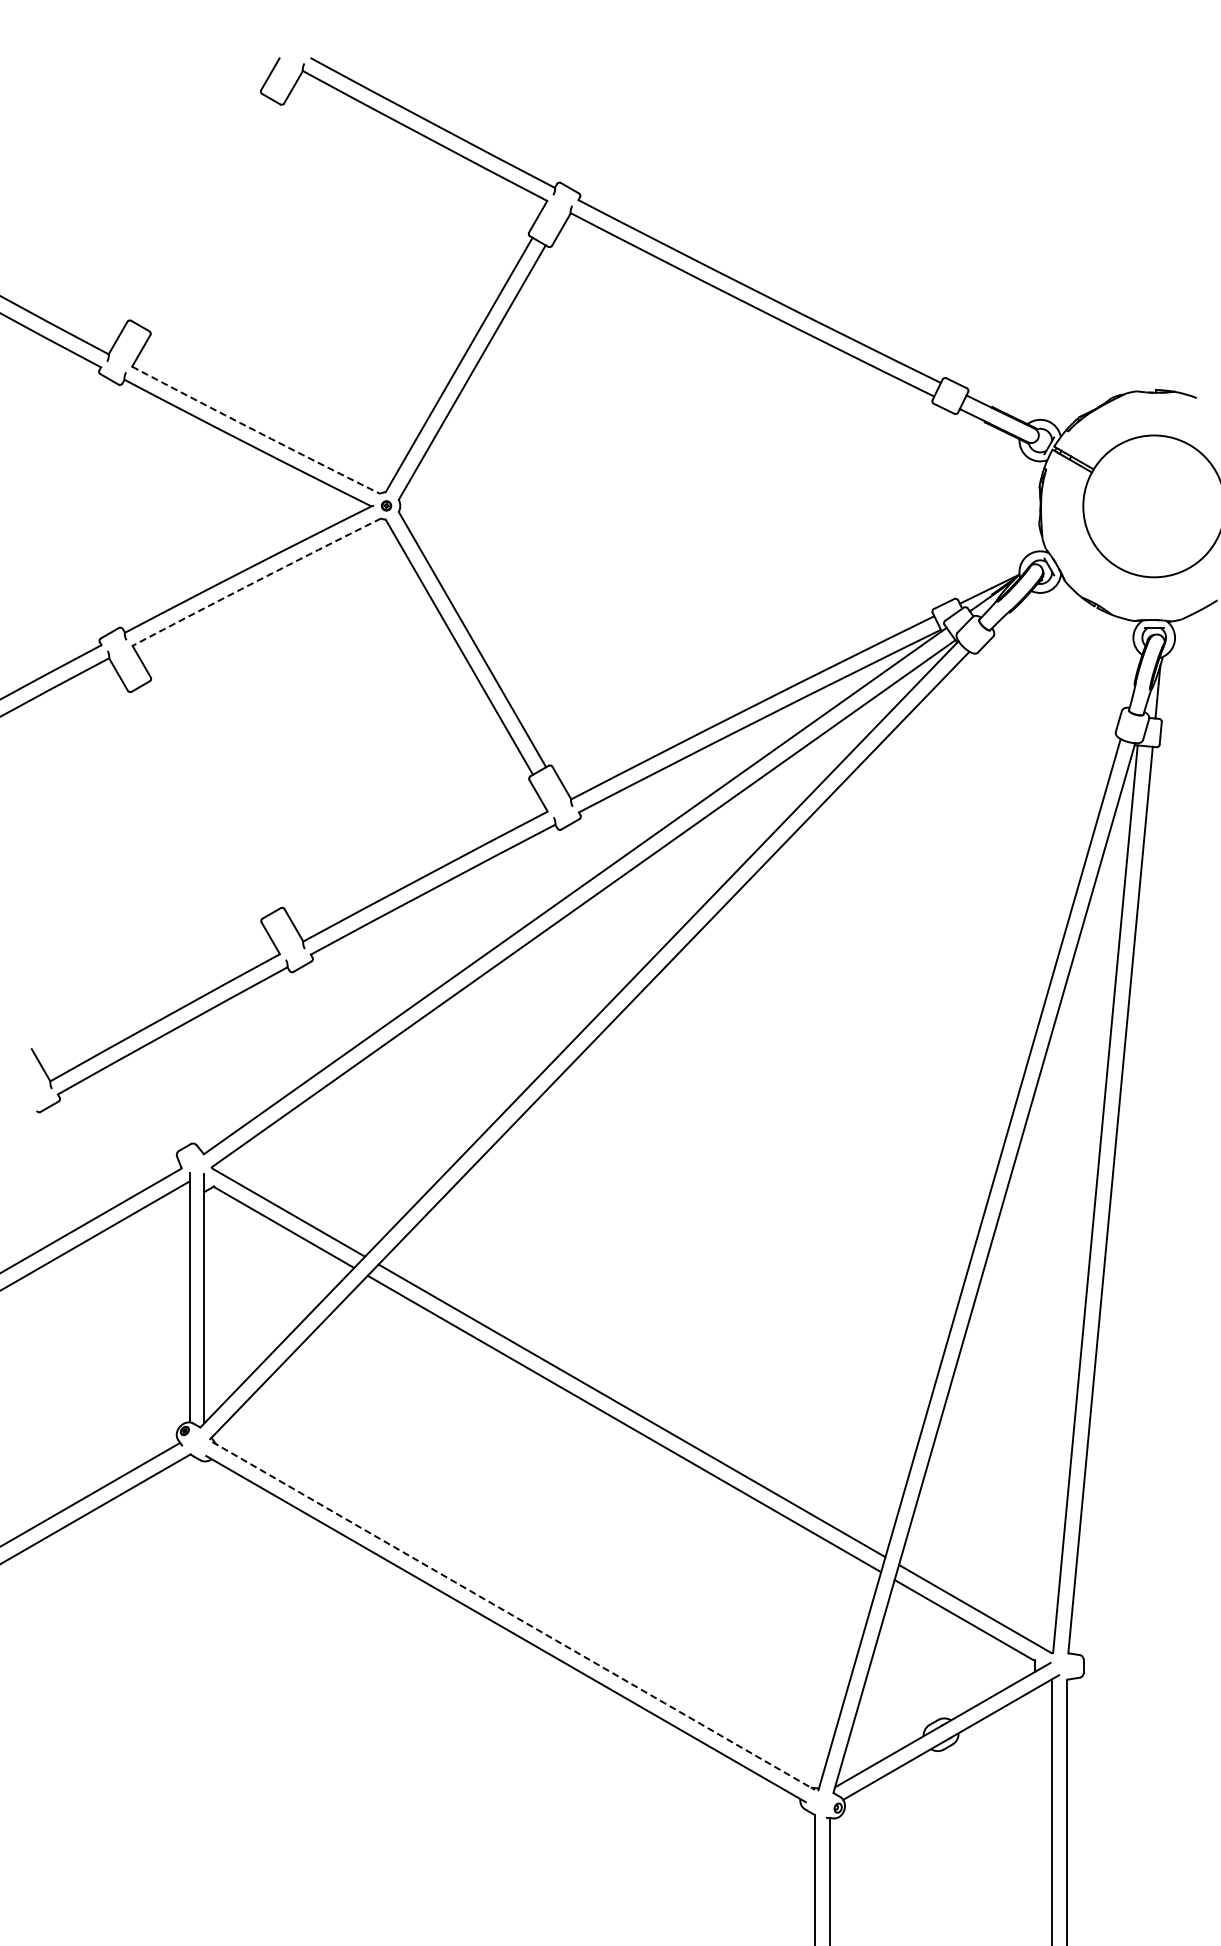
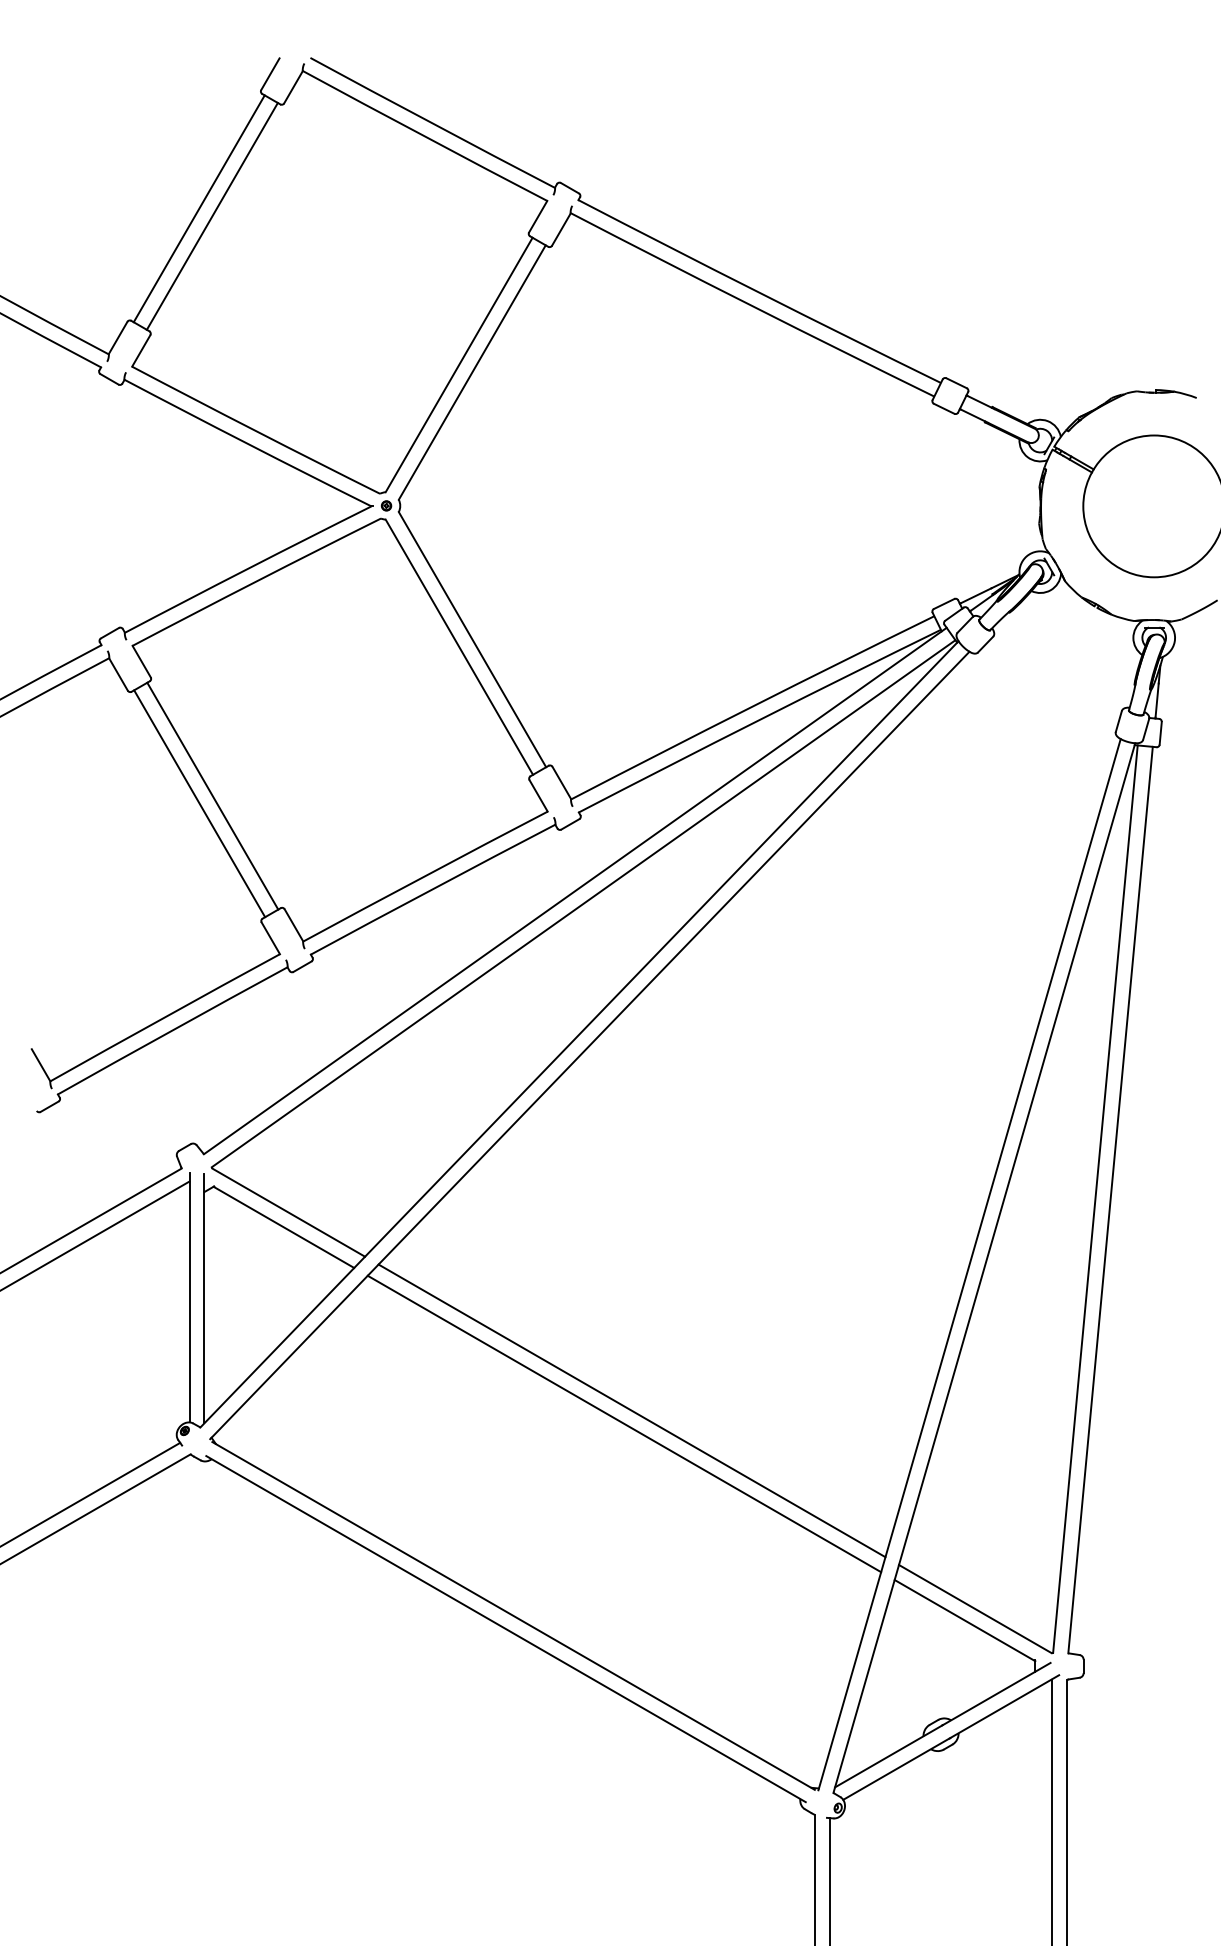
line: none -> present (198, 208)
line: none -> present (211, 215)
arc: dashed -> solid (255, 430)
arc: dashed -> solid (256, 581)
line: none -> present (212, 795)
line: none -> present (199, 803)
line: dashed -> solid (513, 1615)
